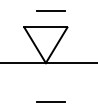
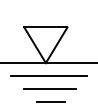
line: present -> none (50, 10)
line: none -> present (49, 76)
line: none -> present (50, 89)
